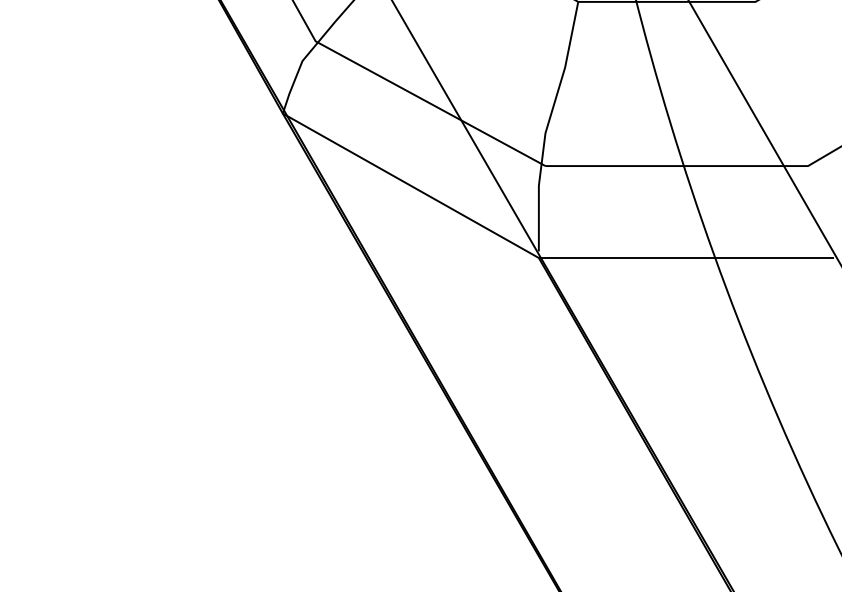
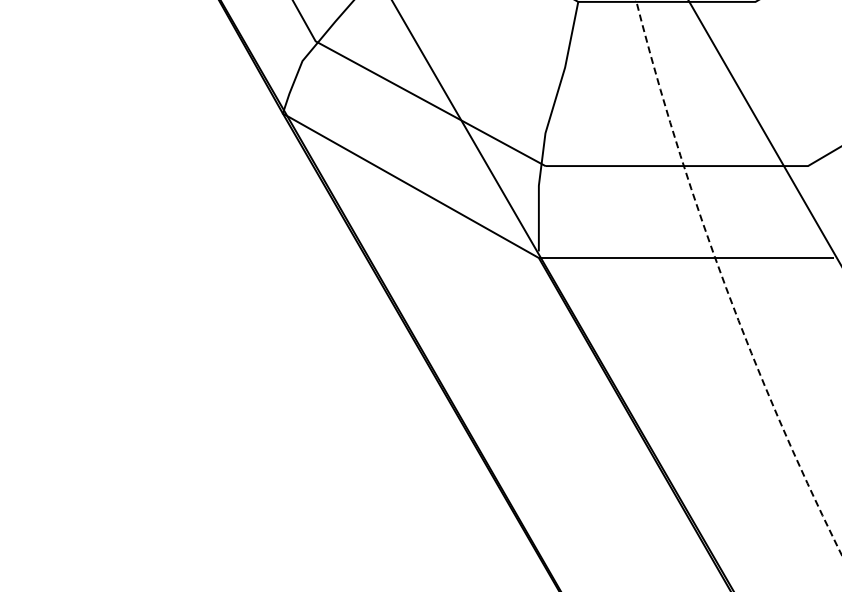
line: solid -> dashed (724, 282)
